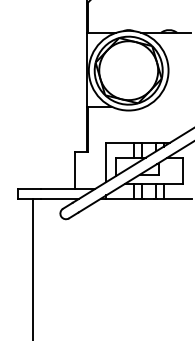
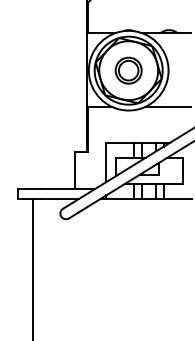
part: none -> present (128, 70)
line: none -> present (168, 106)
